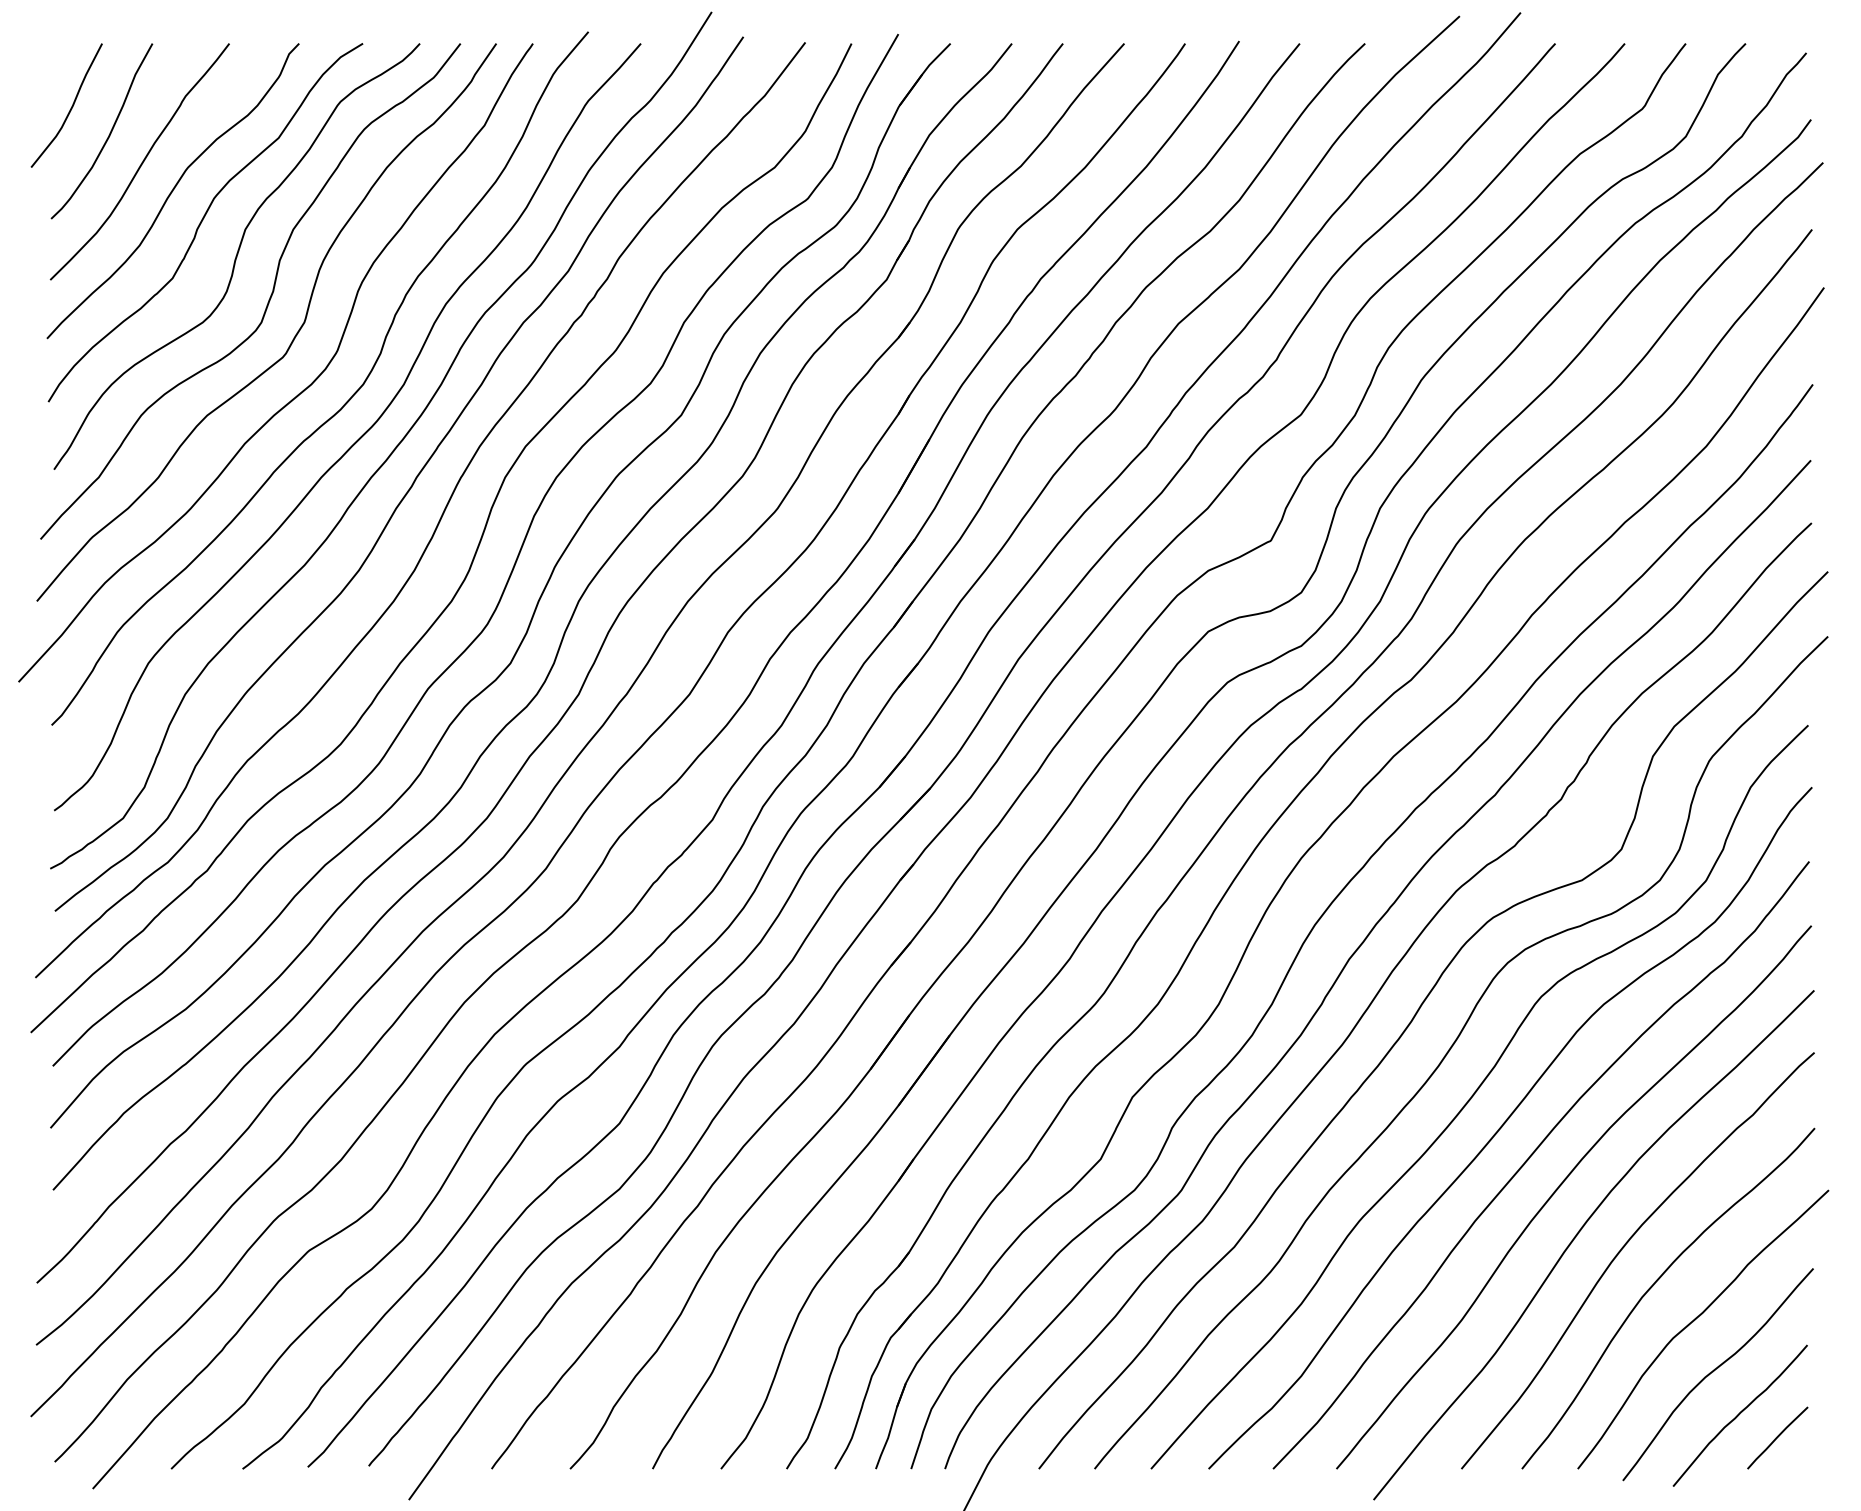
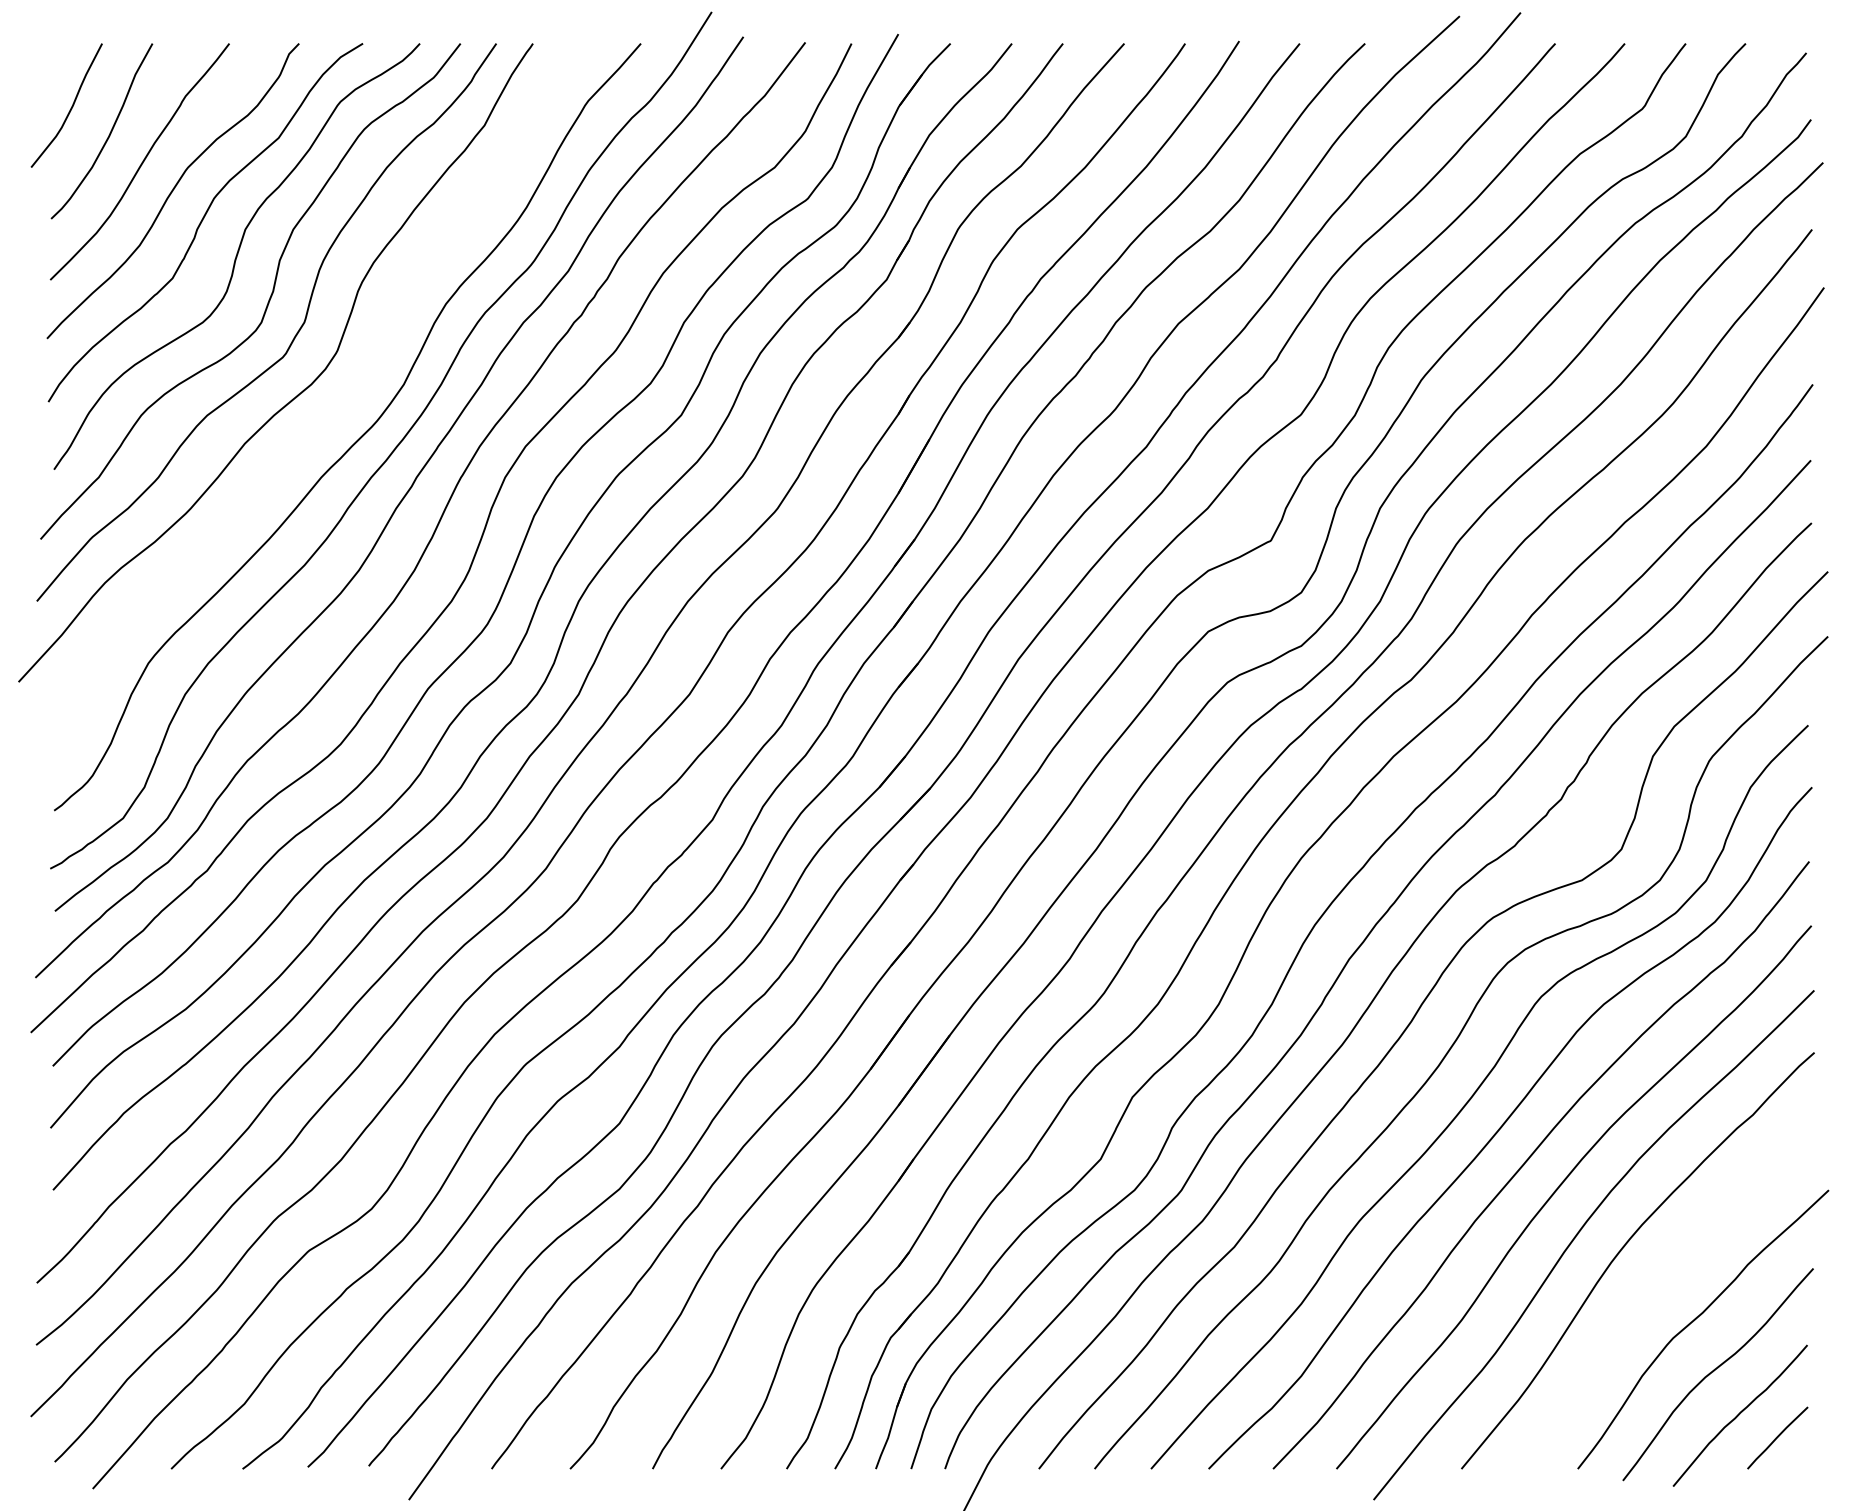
curve: present -> none (344, 403)
curve: present -> none (1653, 1286)
